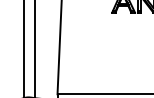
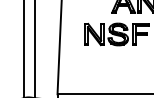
part: none -> present (116, 34)
